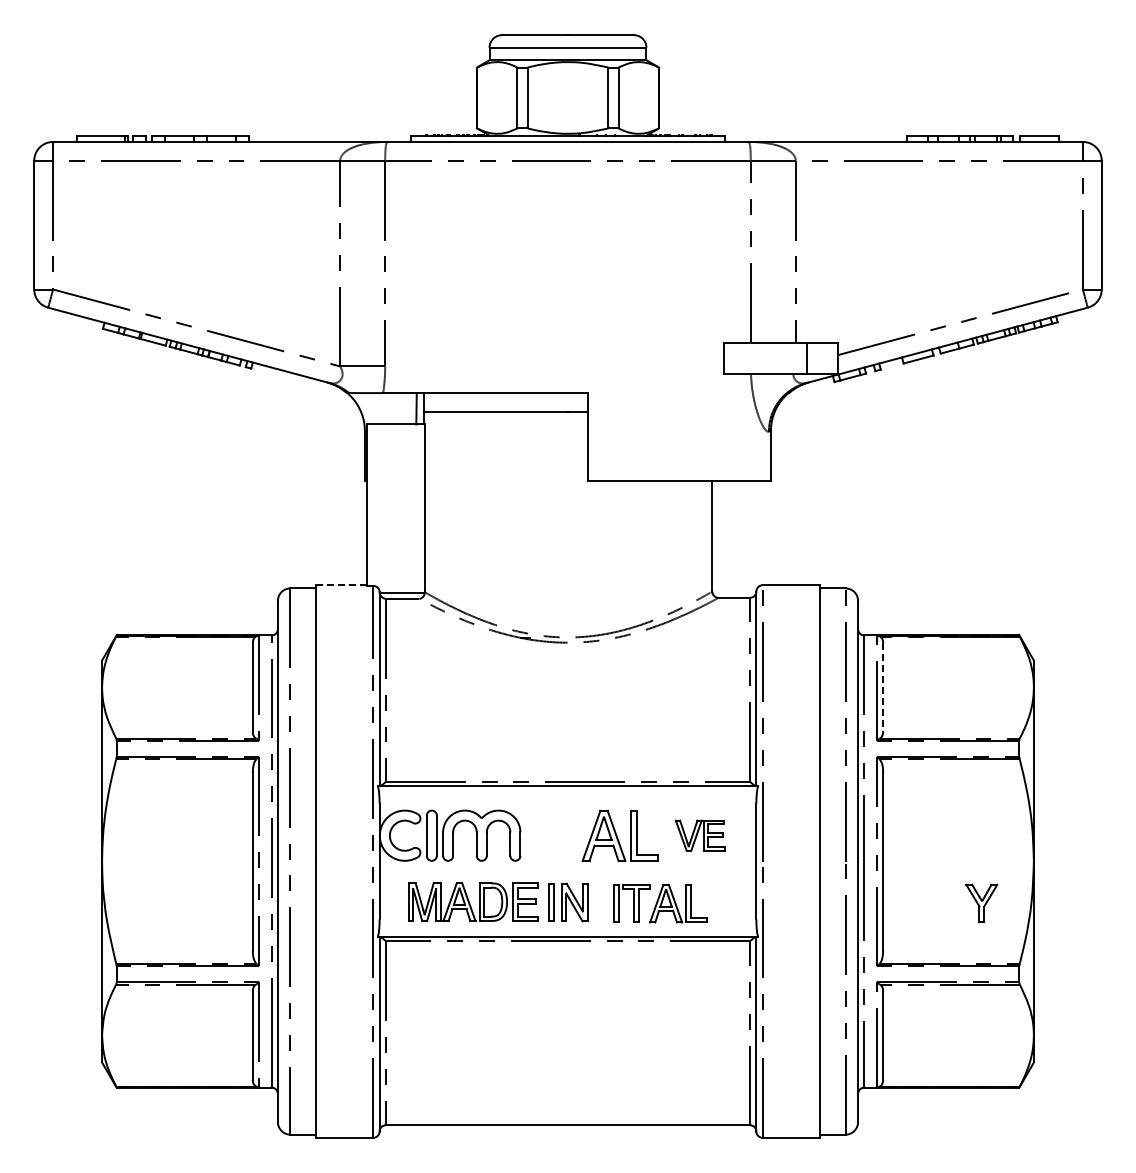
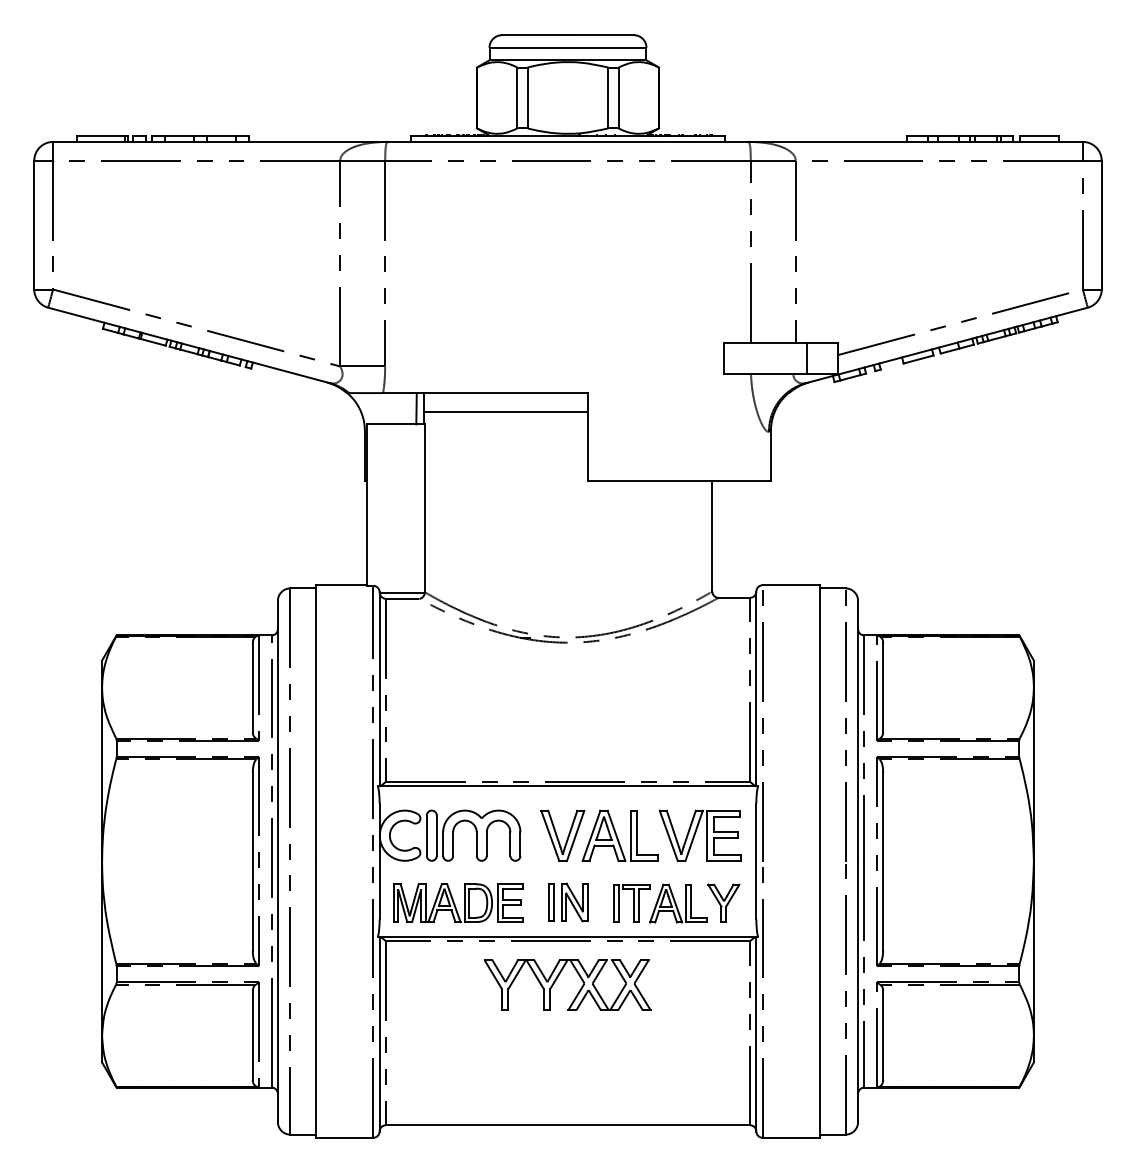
line: dashed -> solid (341, 585)
line: dashed -> solid (883, 687)
part: none -> present (562, 835)
part size: 52x33 px -> 84x53 px (699, 835)
part position: (473, 901) -> (458, 902) (458, 902)
part position: (981, 902) -> (723, 902) (723, 902)
part: none -> present (557, 979)
